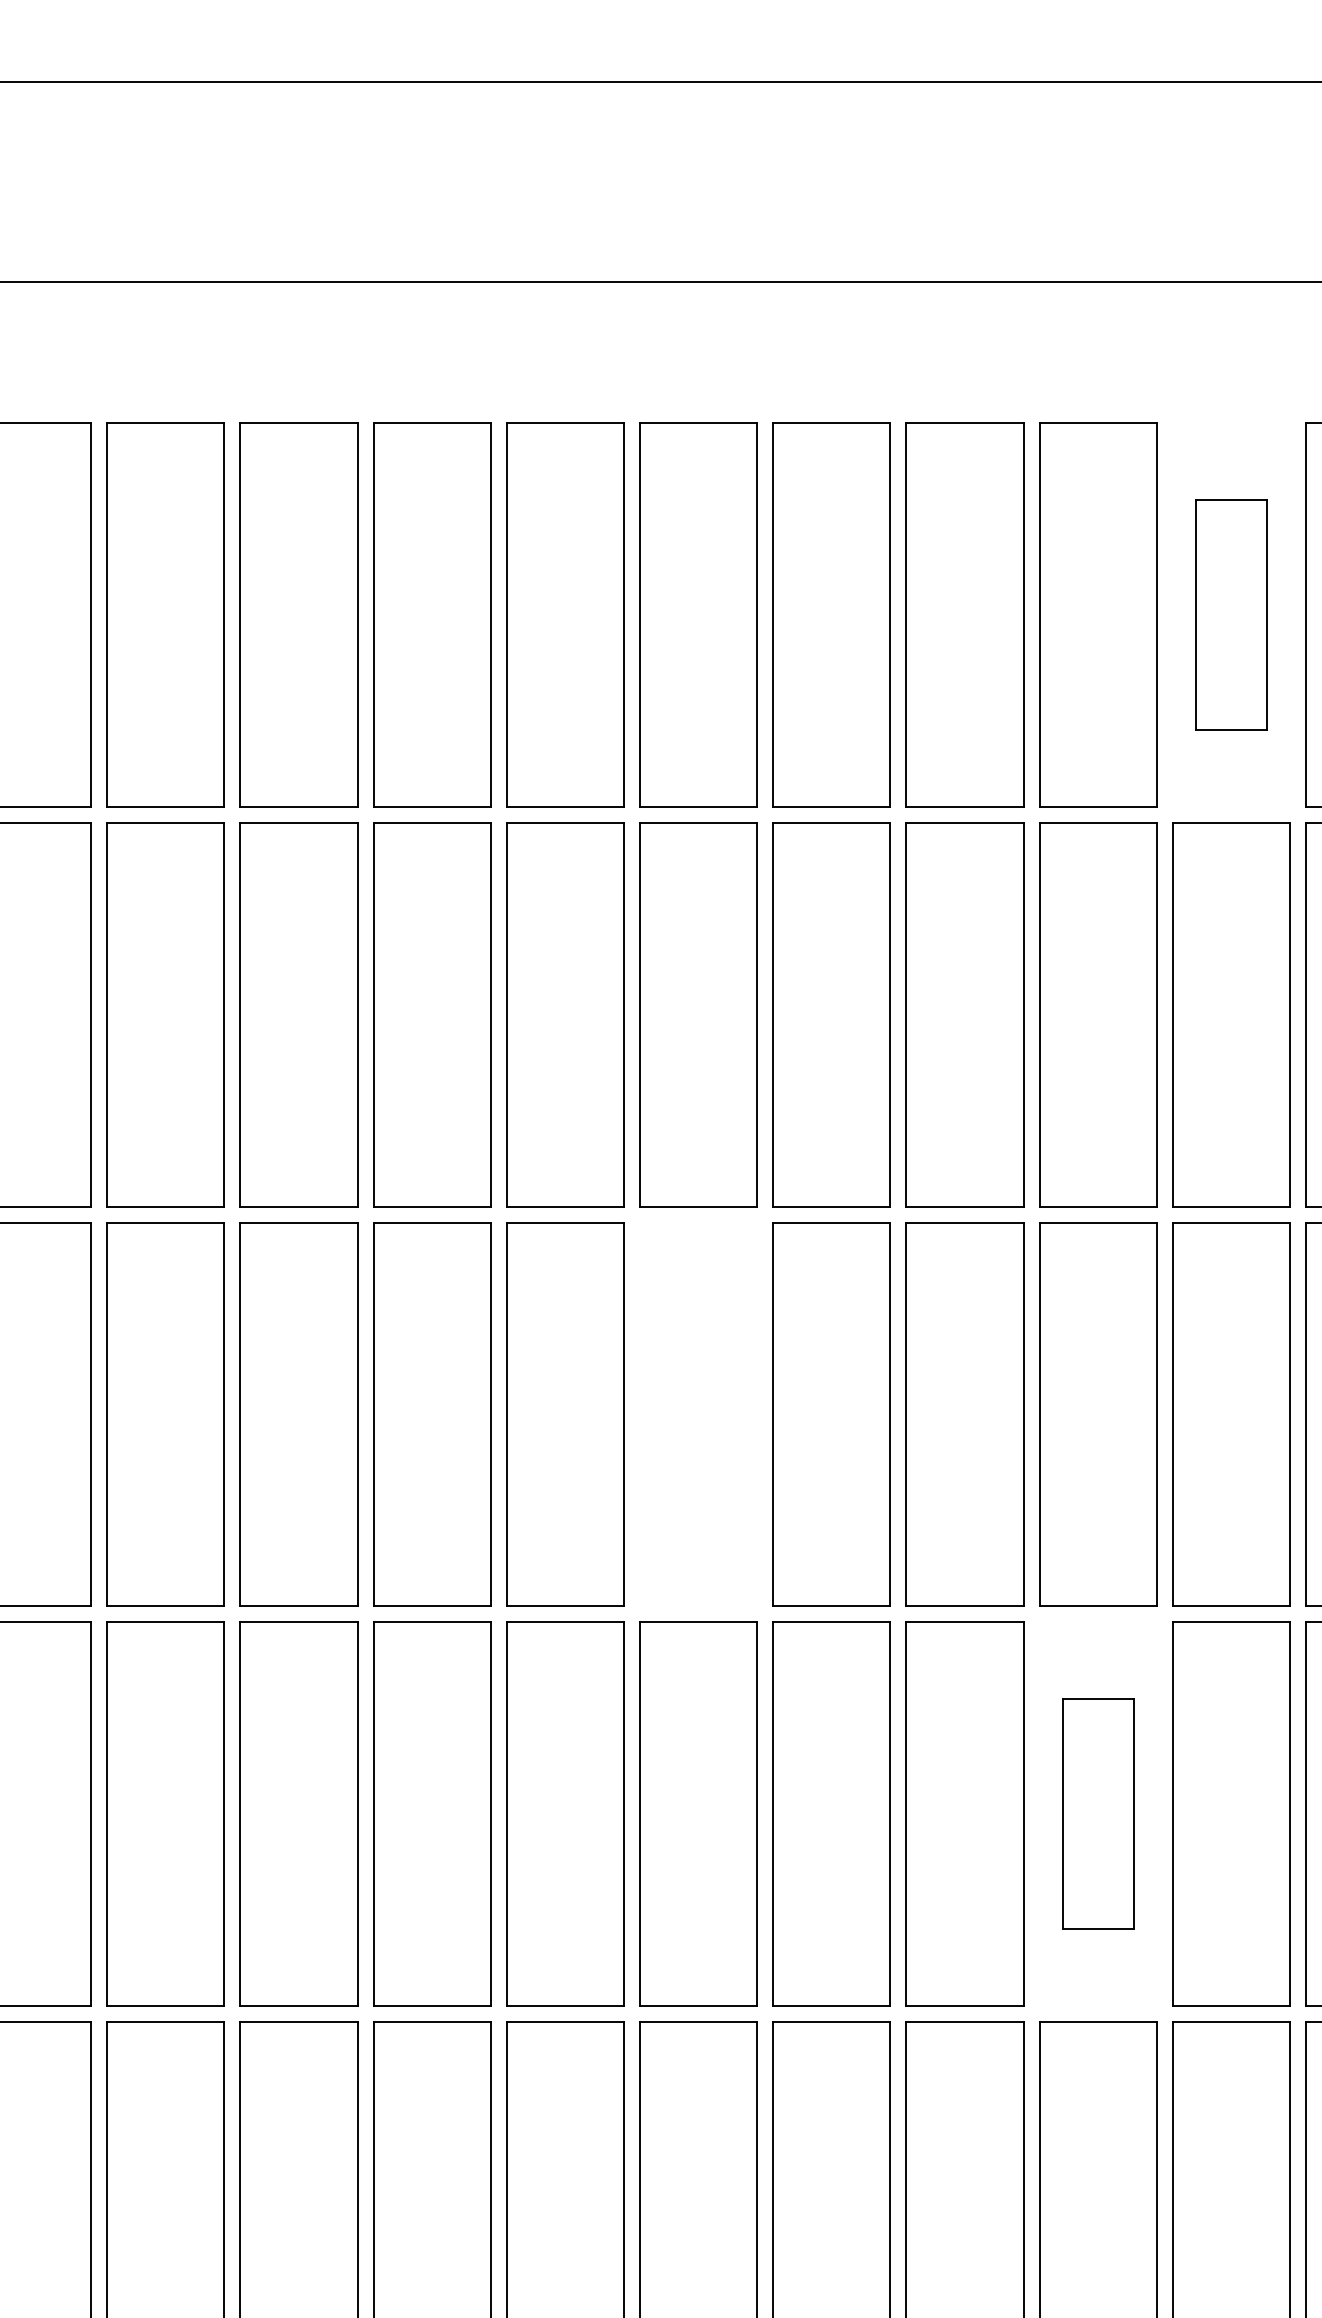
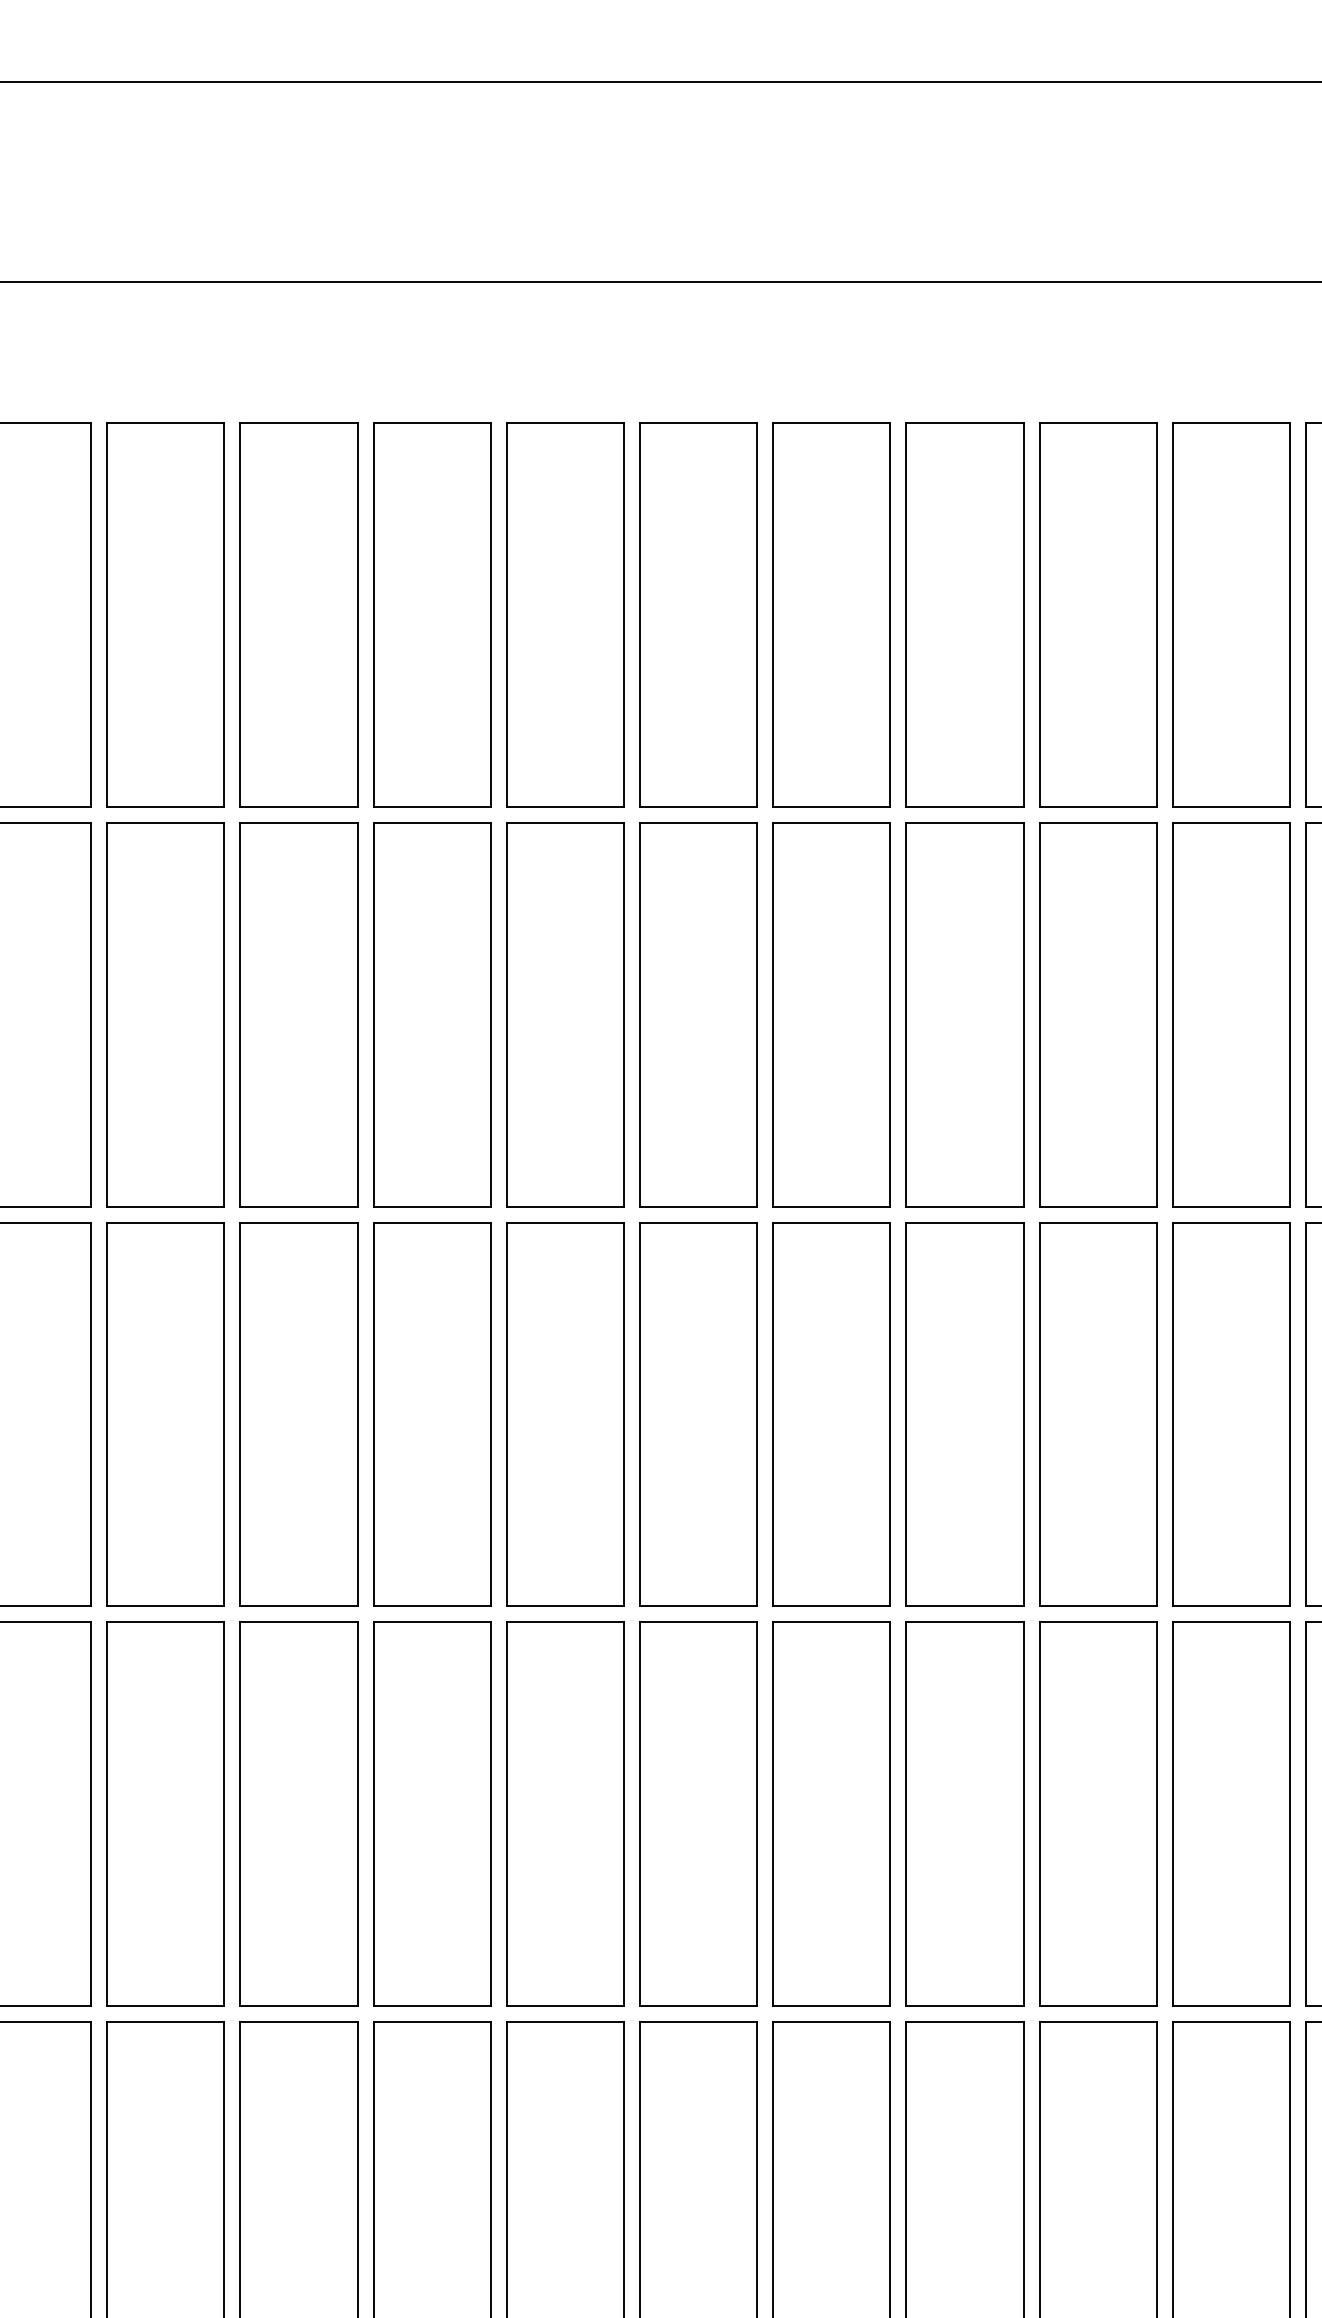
part size: 73x232 px -> 119x386 px (1231, 614)
part: none -> present (698, 1414)
part size: 73x232 px -> 119x386 px (1098, 1813)
